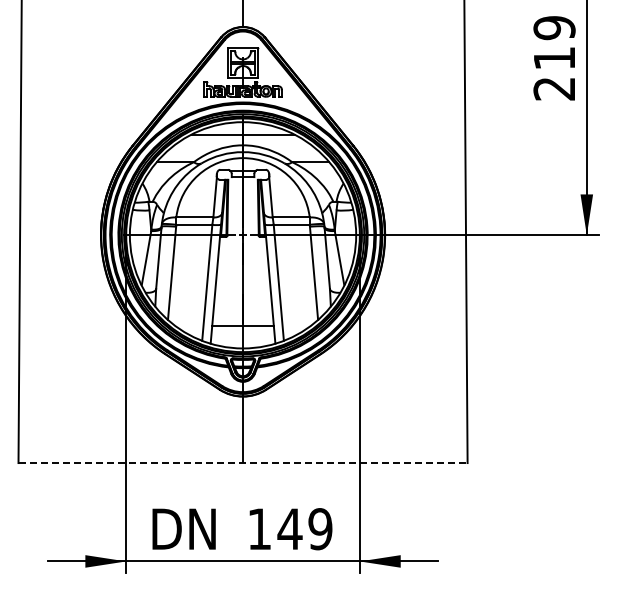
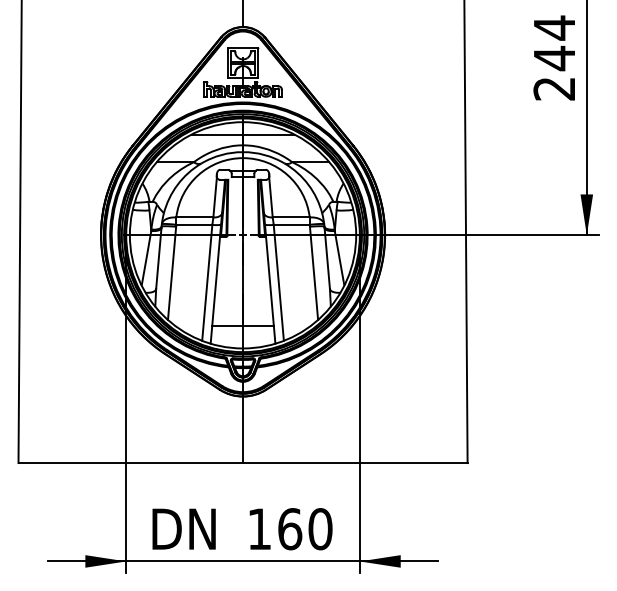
text: 219 -> 244 (554, 43)
line: dashed -> solid (243, 463)
text: 149 -> 160 (304, 529)
